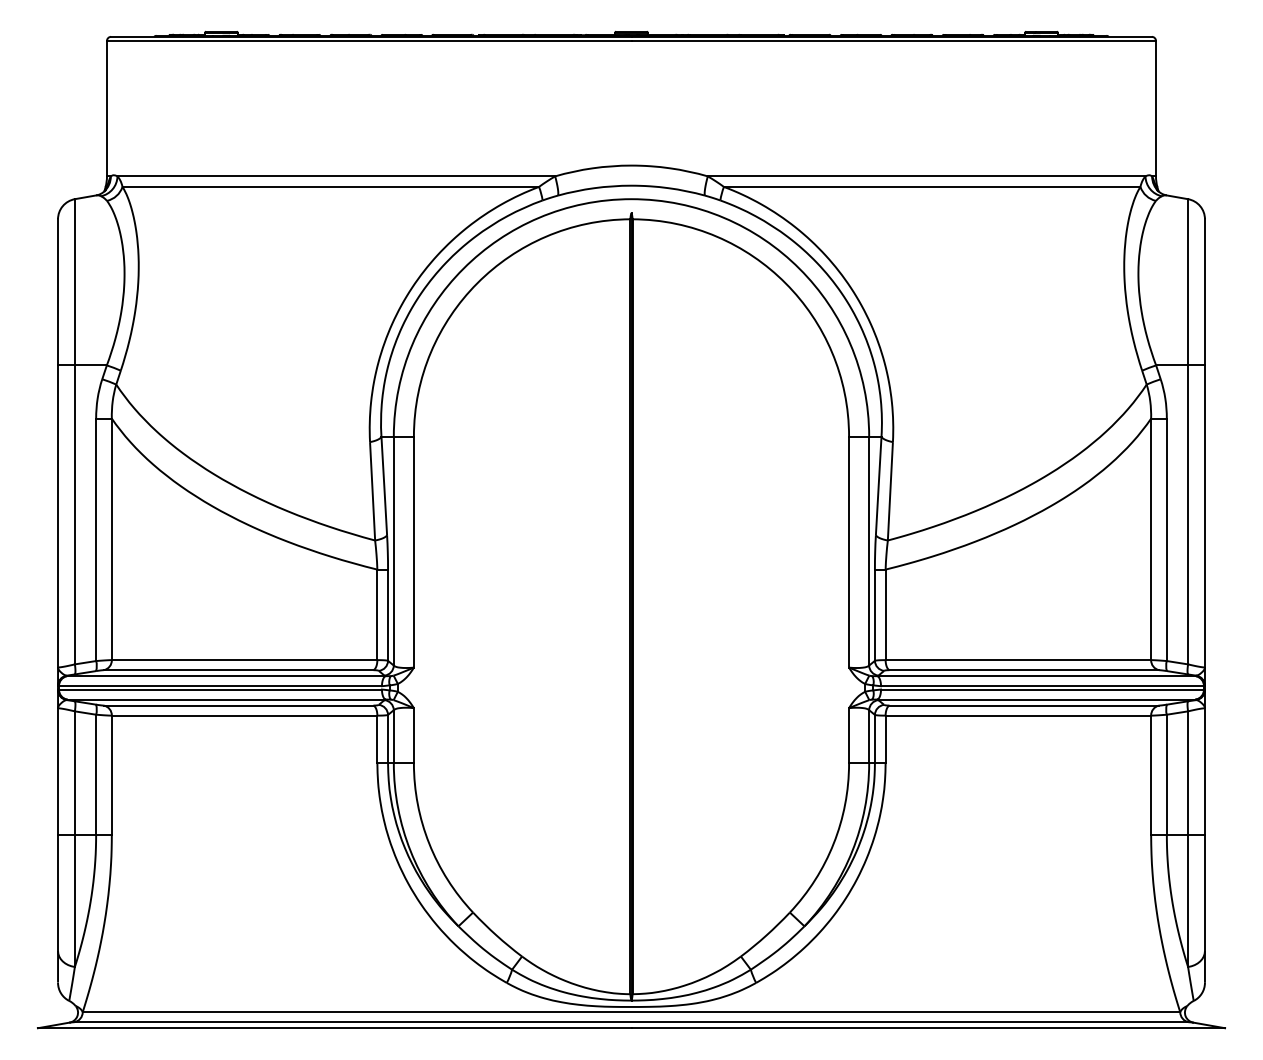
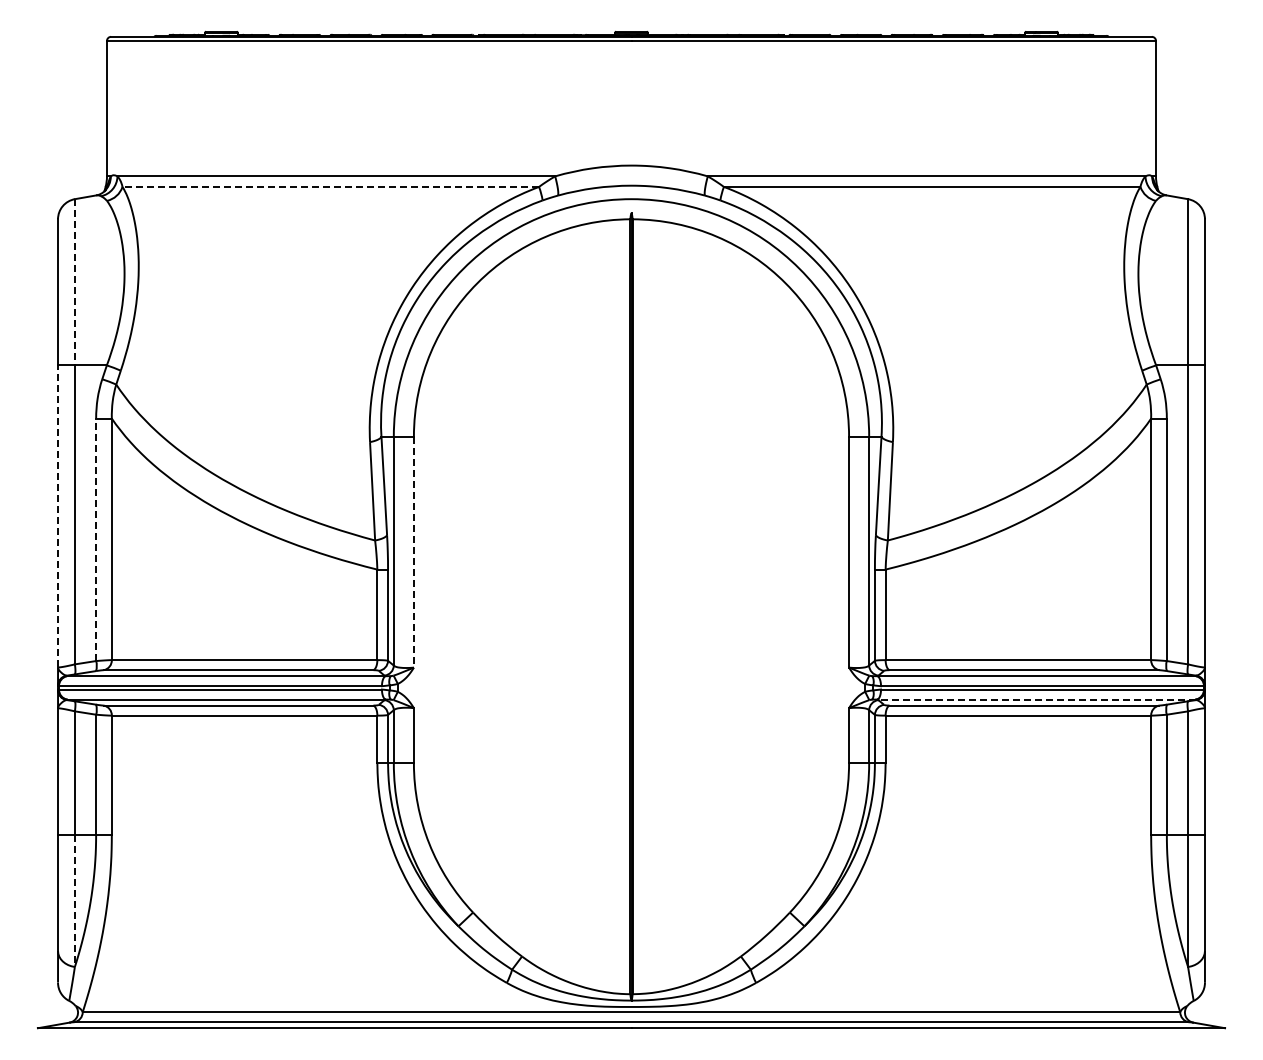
line: solid -> dashed (330, 186)
line: solid -> dashed (74, 282)
line: solid -> dashed (58, 516)
line: solid -> dashed (96, 539)
line: solid -> dashed (413, 552)
line: solid -> dashed (1036, 699)
line: solid -> dashed (74, 901)
